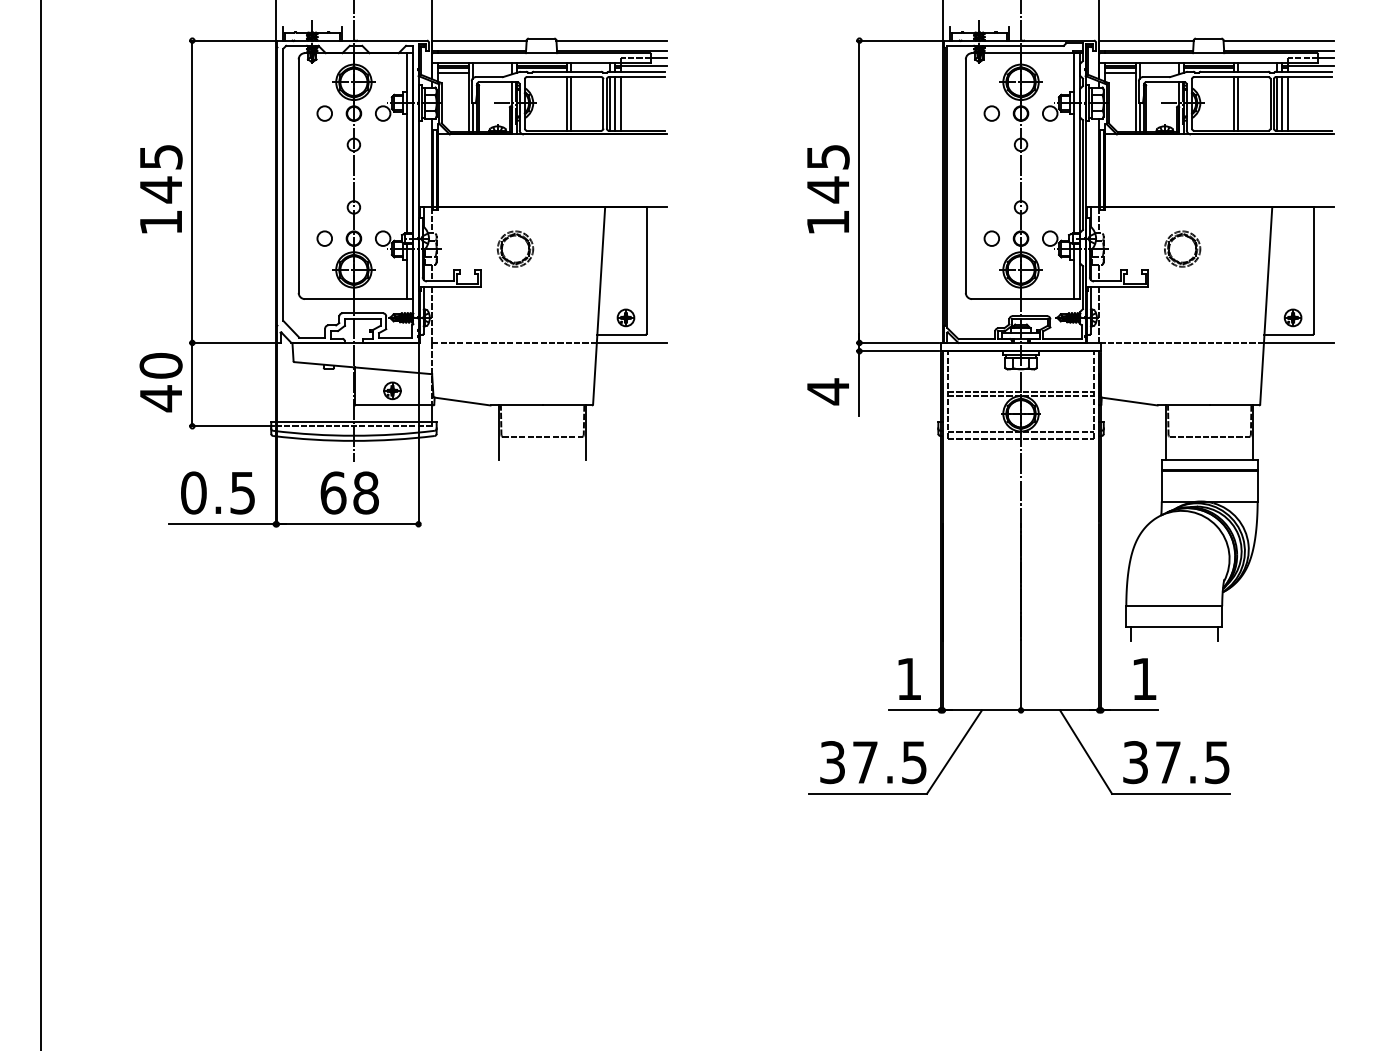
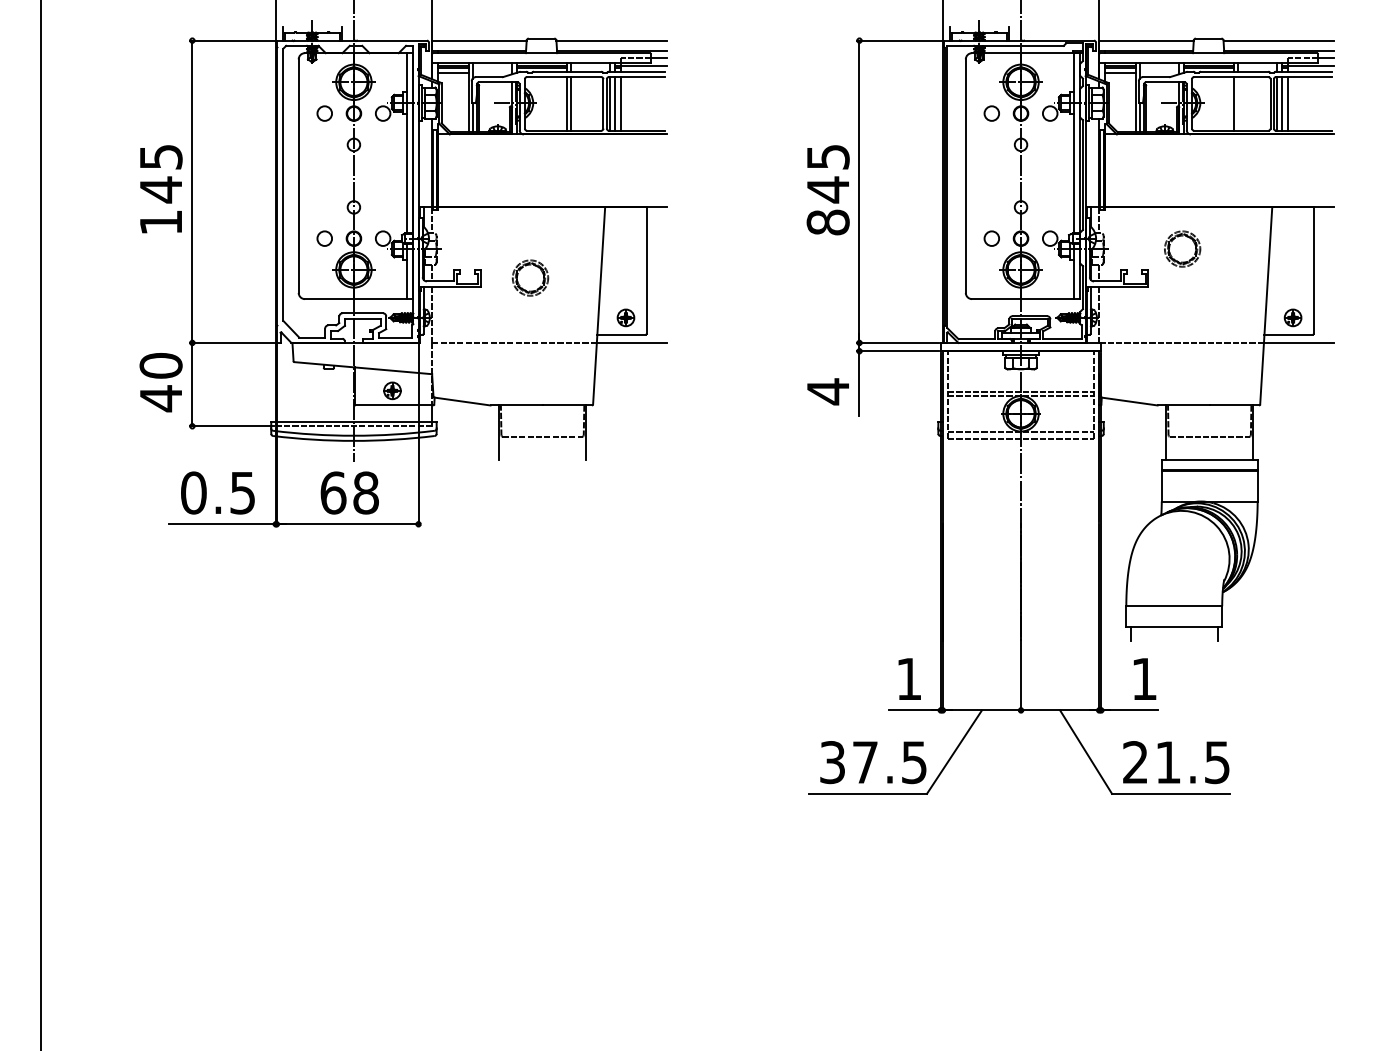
line: present -> none (1237, 103)
text: 145 -> 845 (827, 222)
part position: (515, 248) -> (530, 277) (530, 277)
text: 37.5 -> 21.5 (1151, 762)
